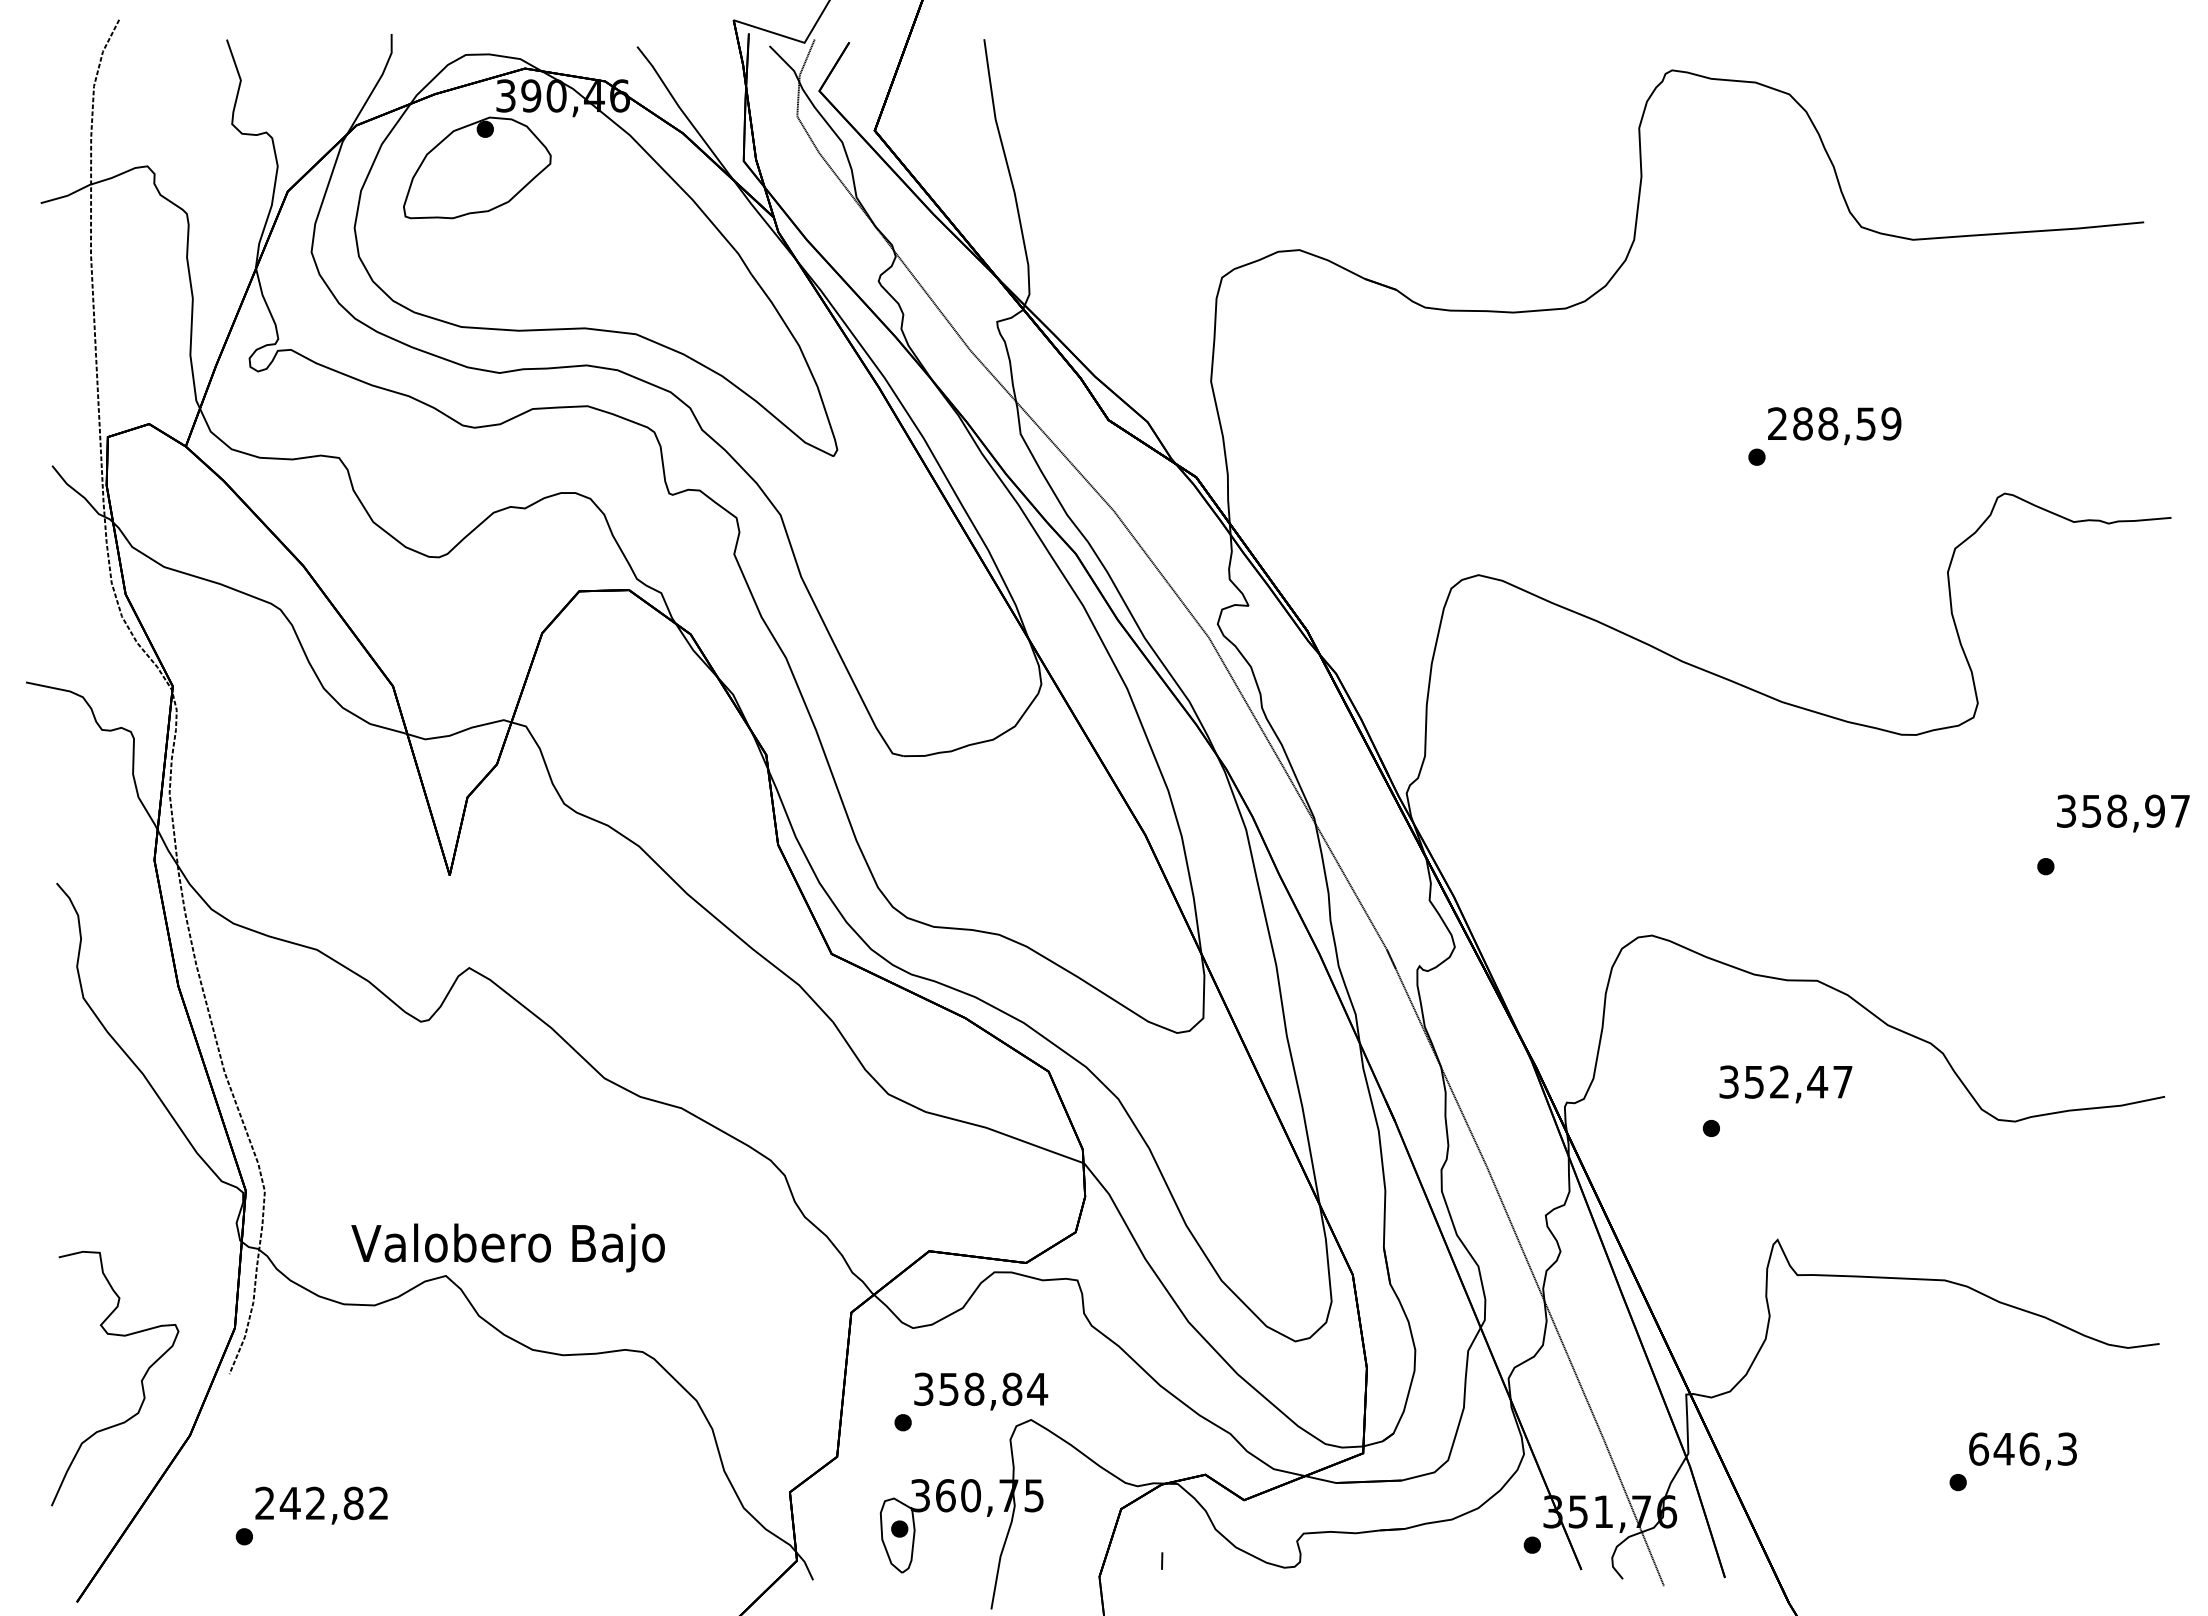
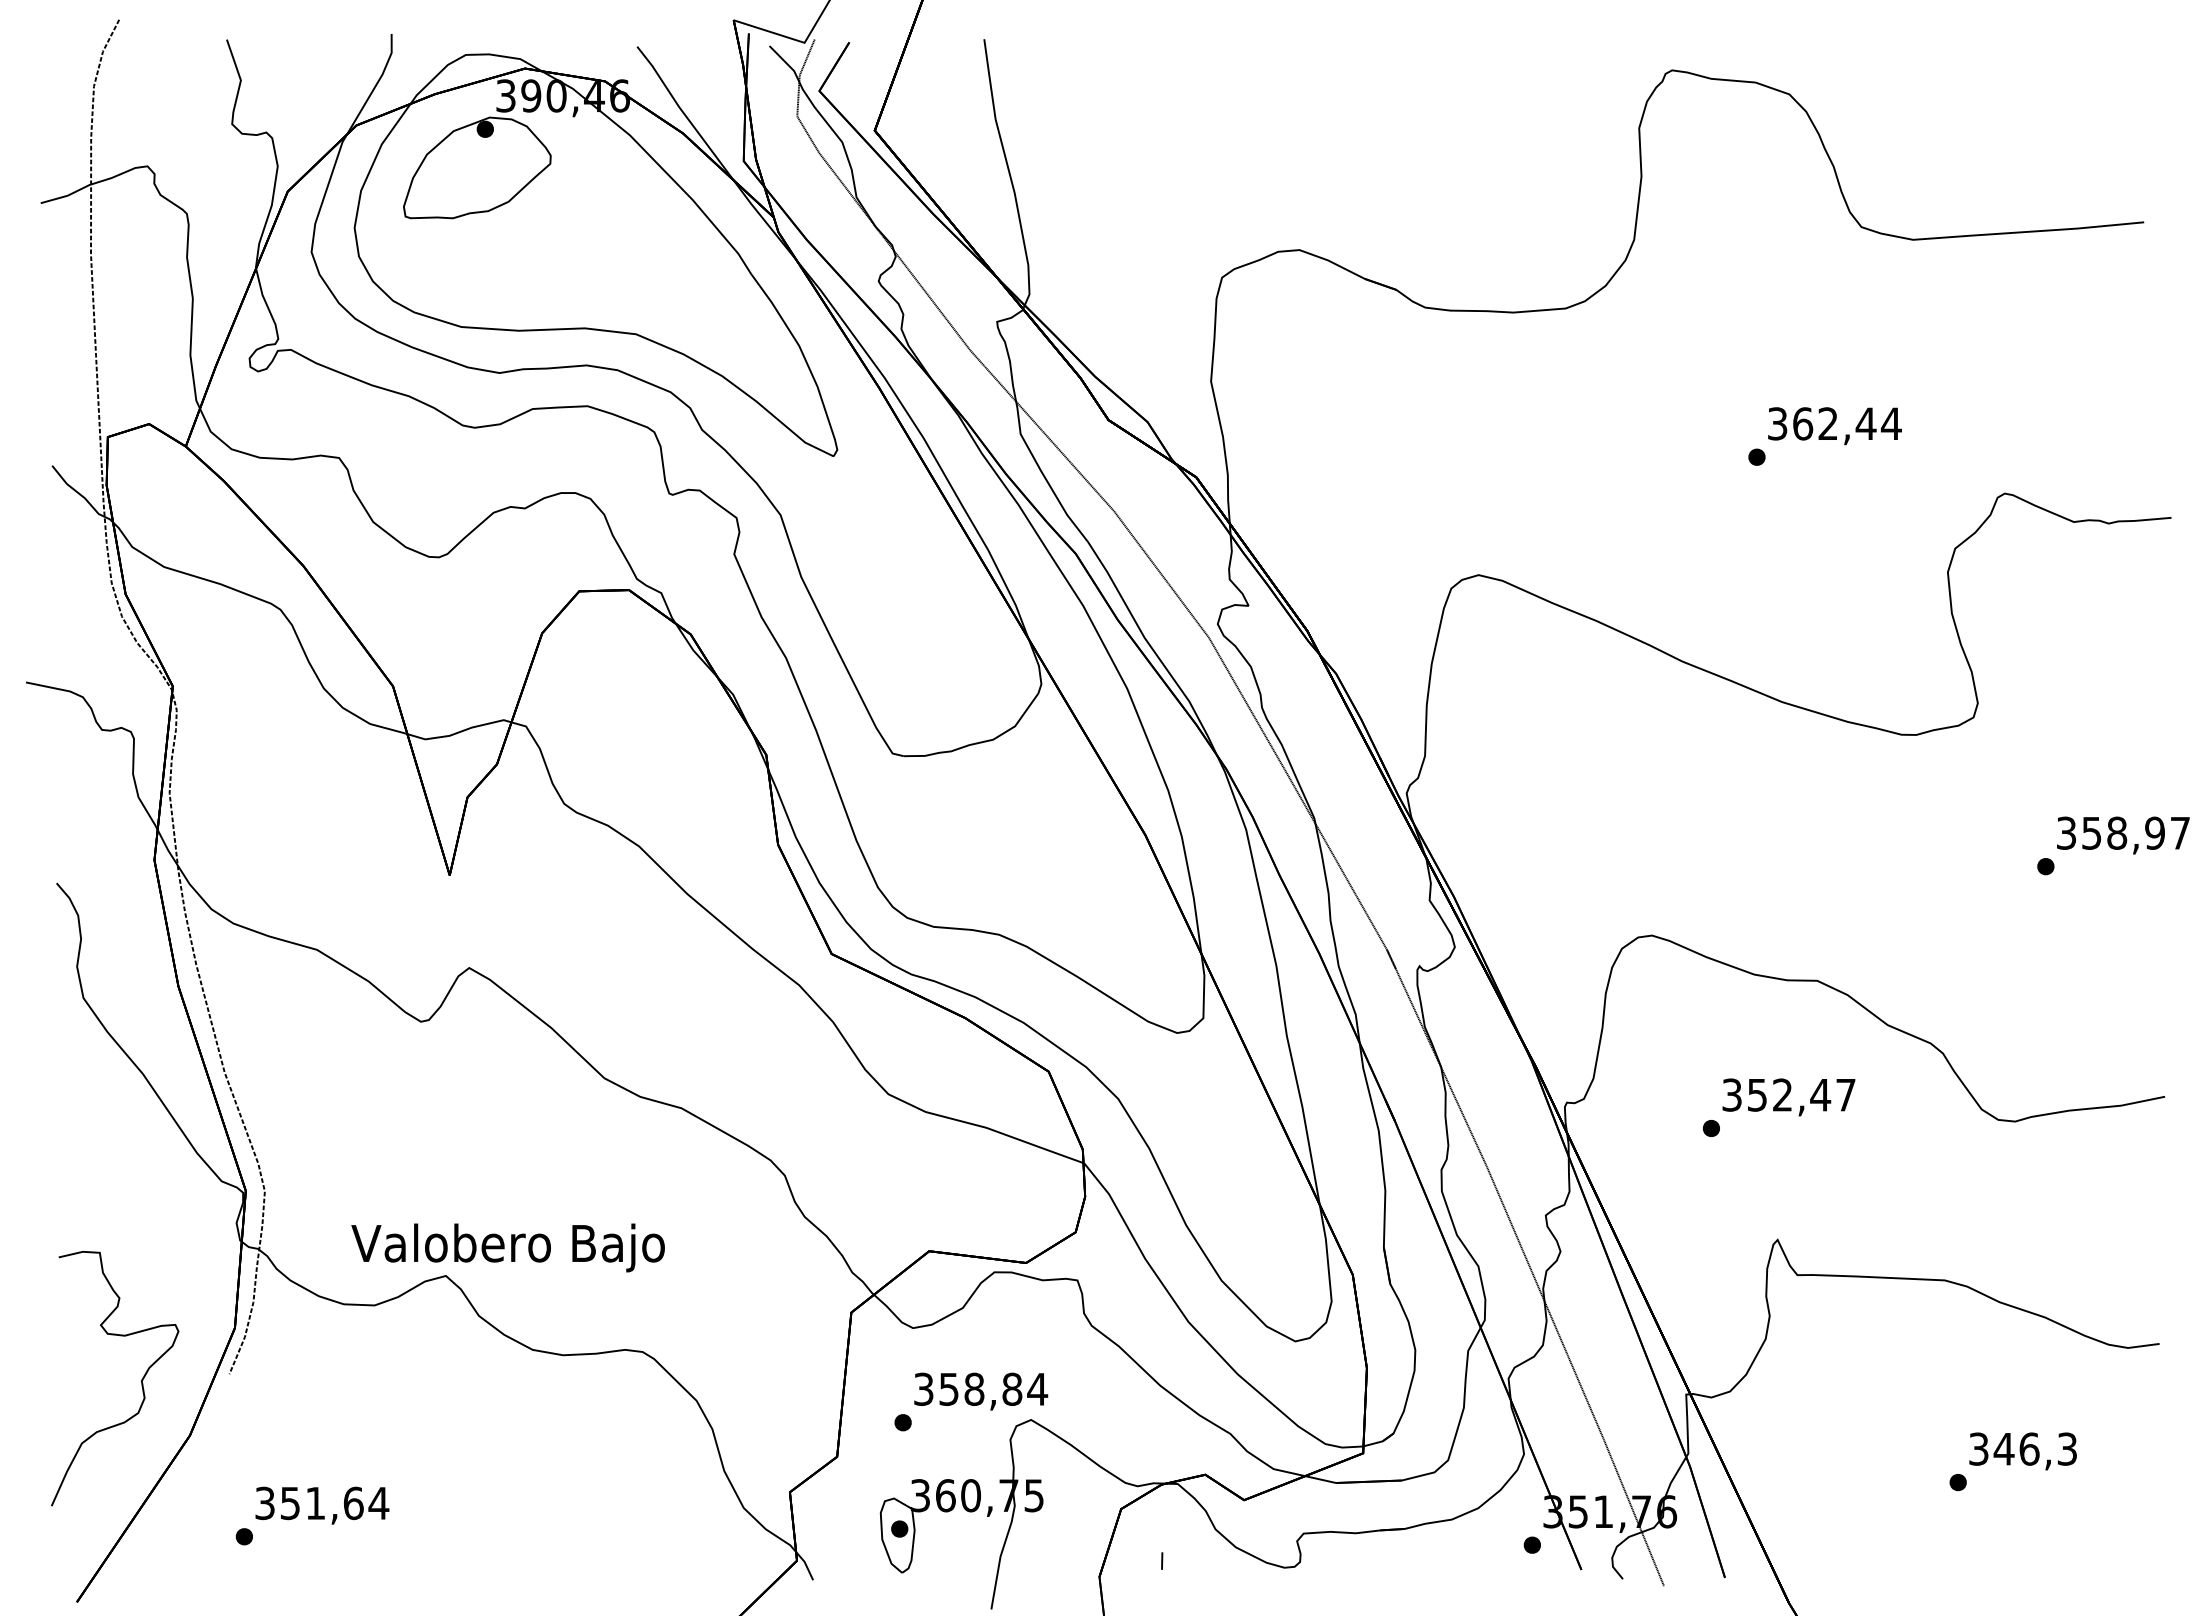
text: 288,59 -> 362,44 (1834, 423)
text position: (2123, 813) -> (2123, 835) (2123, 835)
text position: (1785, 1084) -> (1788, 1097) (1788, 1097)
text: 646,3 -> 346,3 (1979, 1448)
text: 242,82 -> 351,64 (322, 1503)
